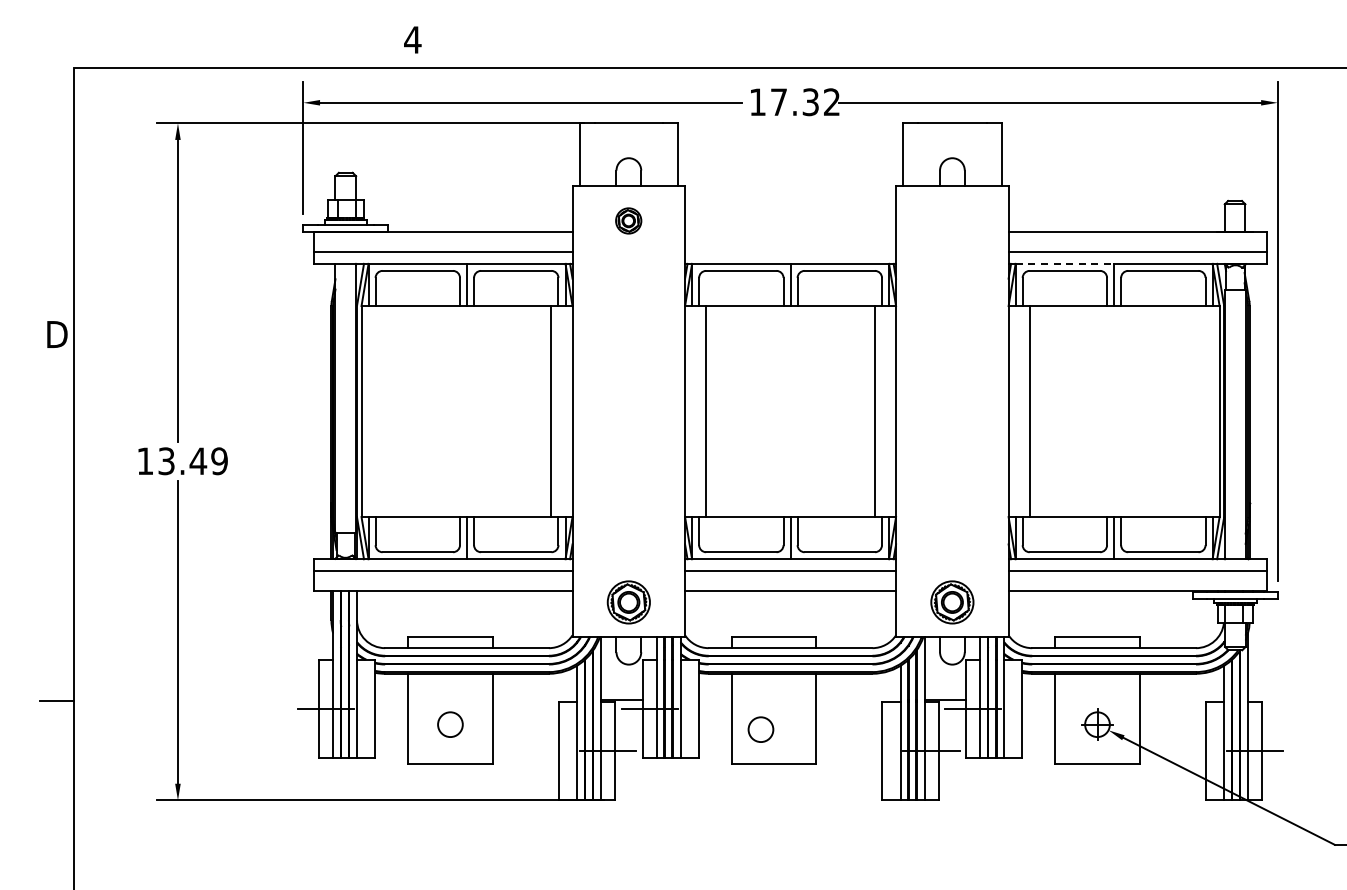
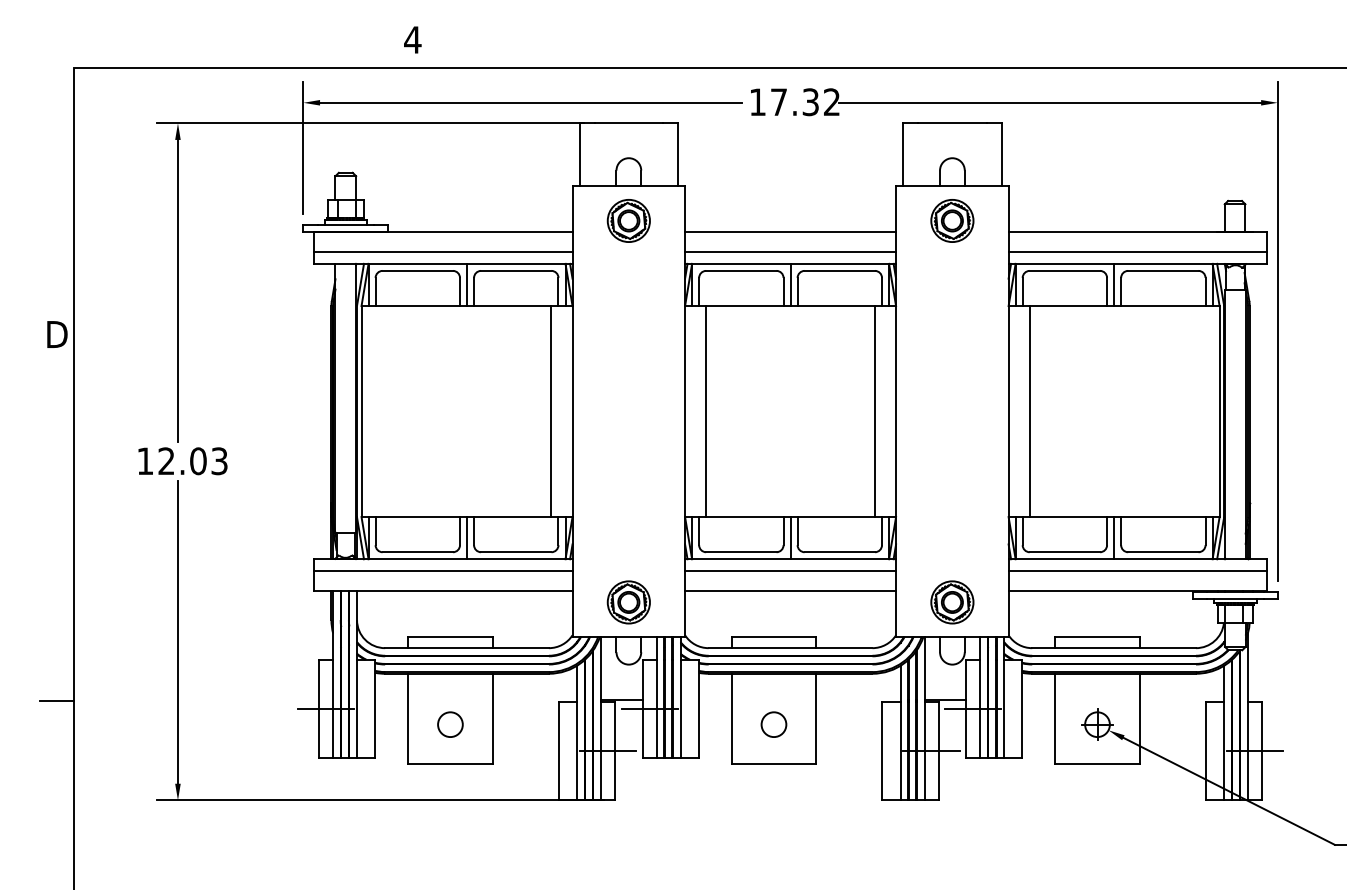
part size: 28x28 px -> 45x44 px (628, 220)
part: none -> present (952, 220)
line: none -> present (790, 232)
line: none -> present (790, 252)
line: dashed -> solid (1065, 263)
text: 13.49 -> 12.03 (192, 461)
circle position: (760, 729) -> (773, 724) (773, 724)
